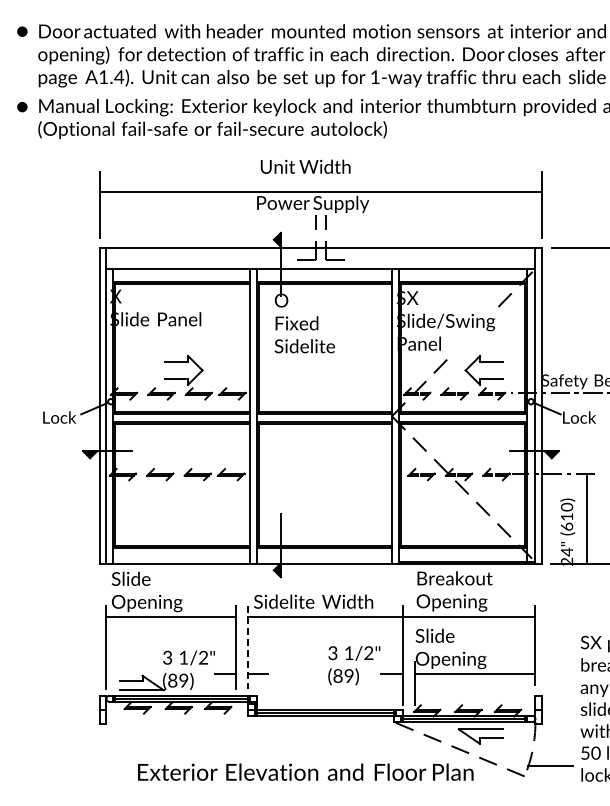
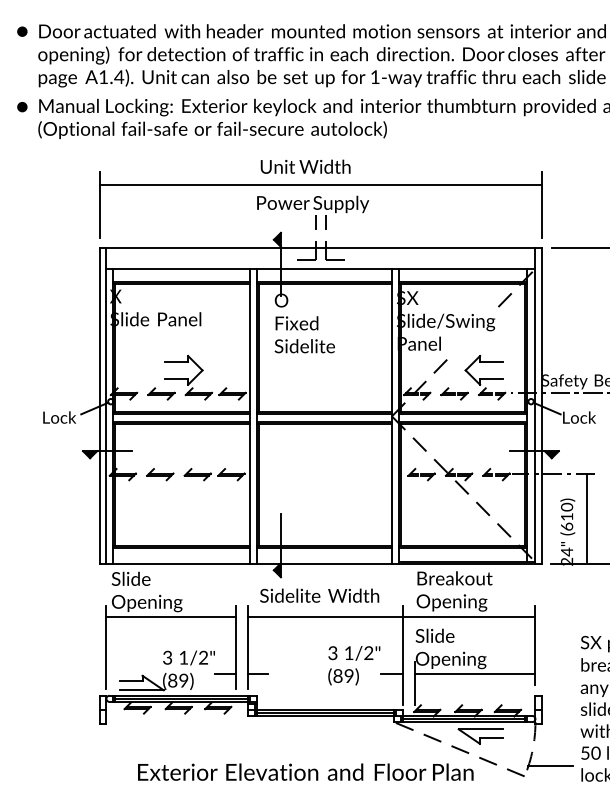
line position: (320, 191) -> (320, 184) (320, 184)
text position: (313, 601) -> (319, 595) (319, 595)
line: dashed -> solid (248, 648)
